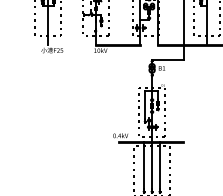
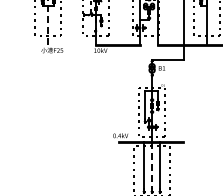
line: solid -> dashed (48, 22)
line: solid -> dashed (152, 165)
